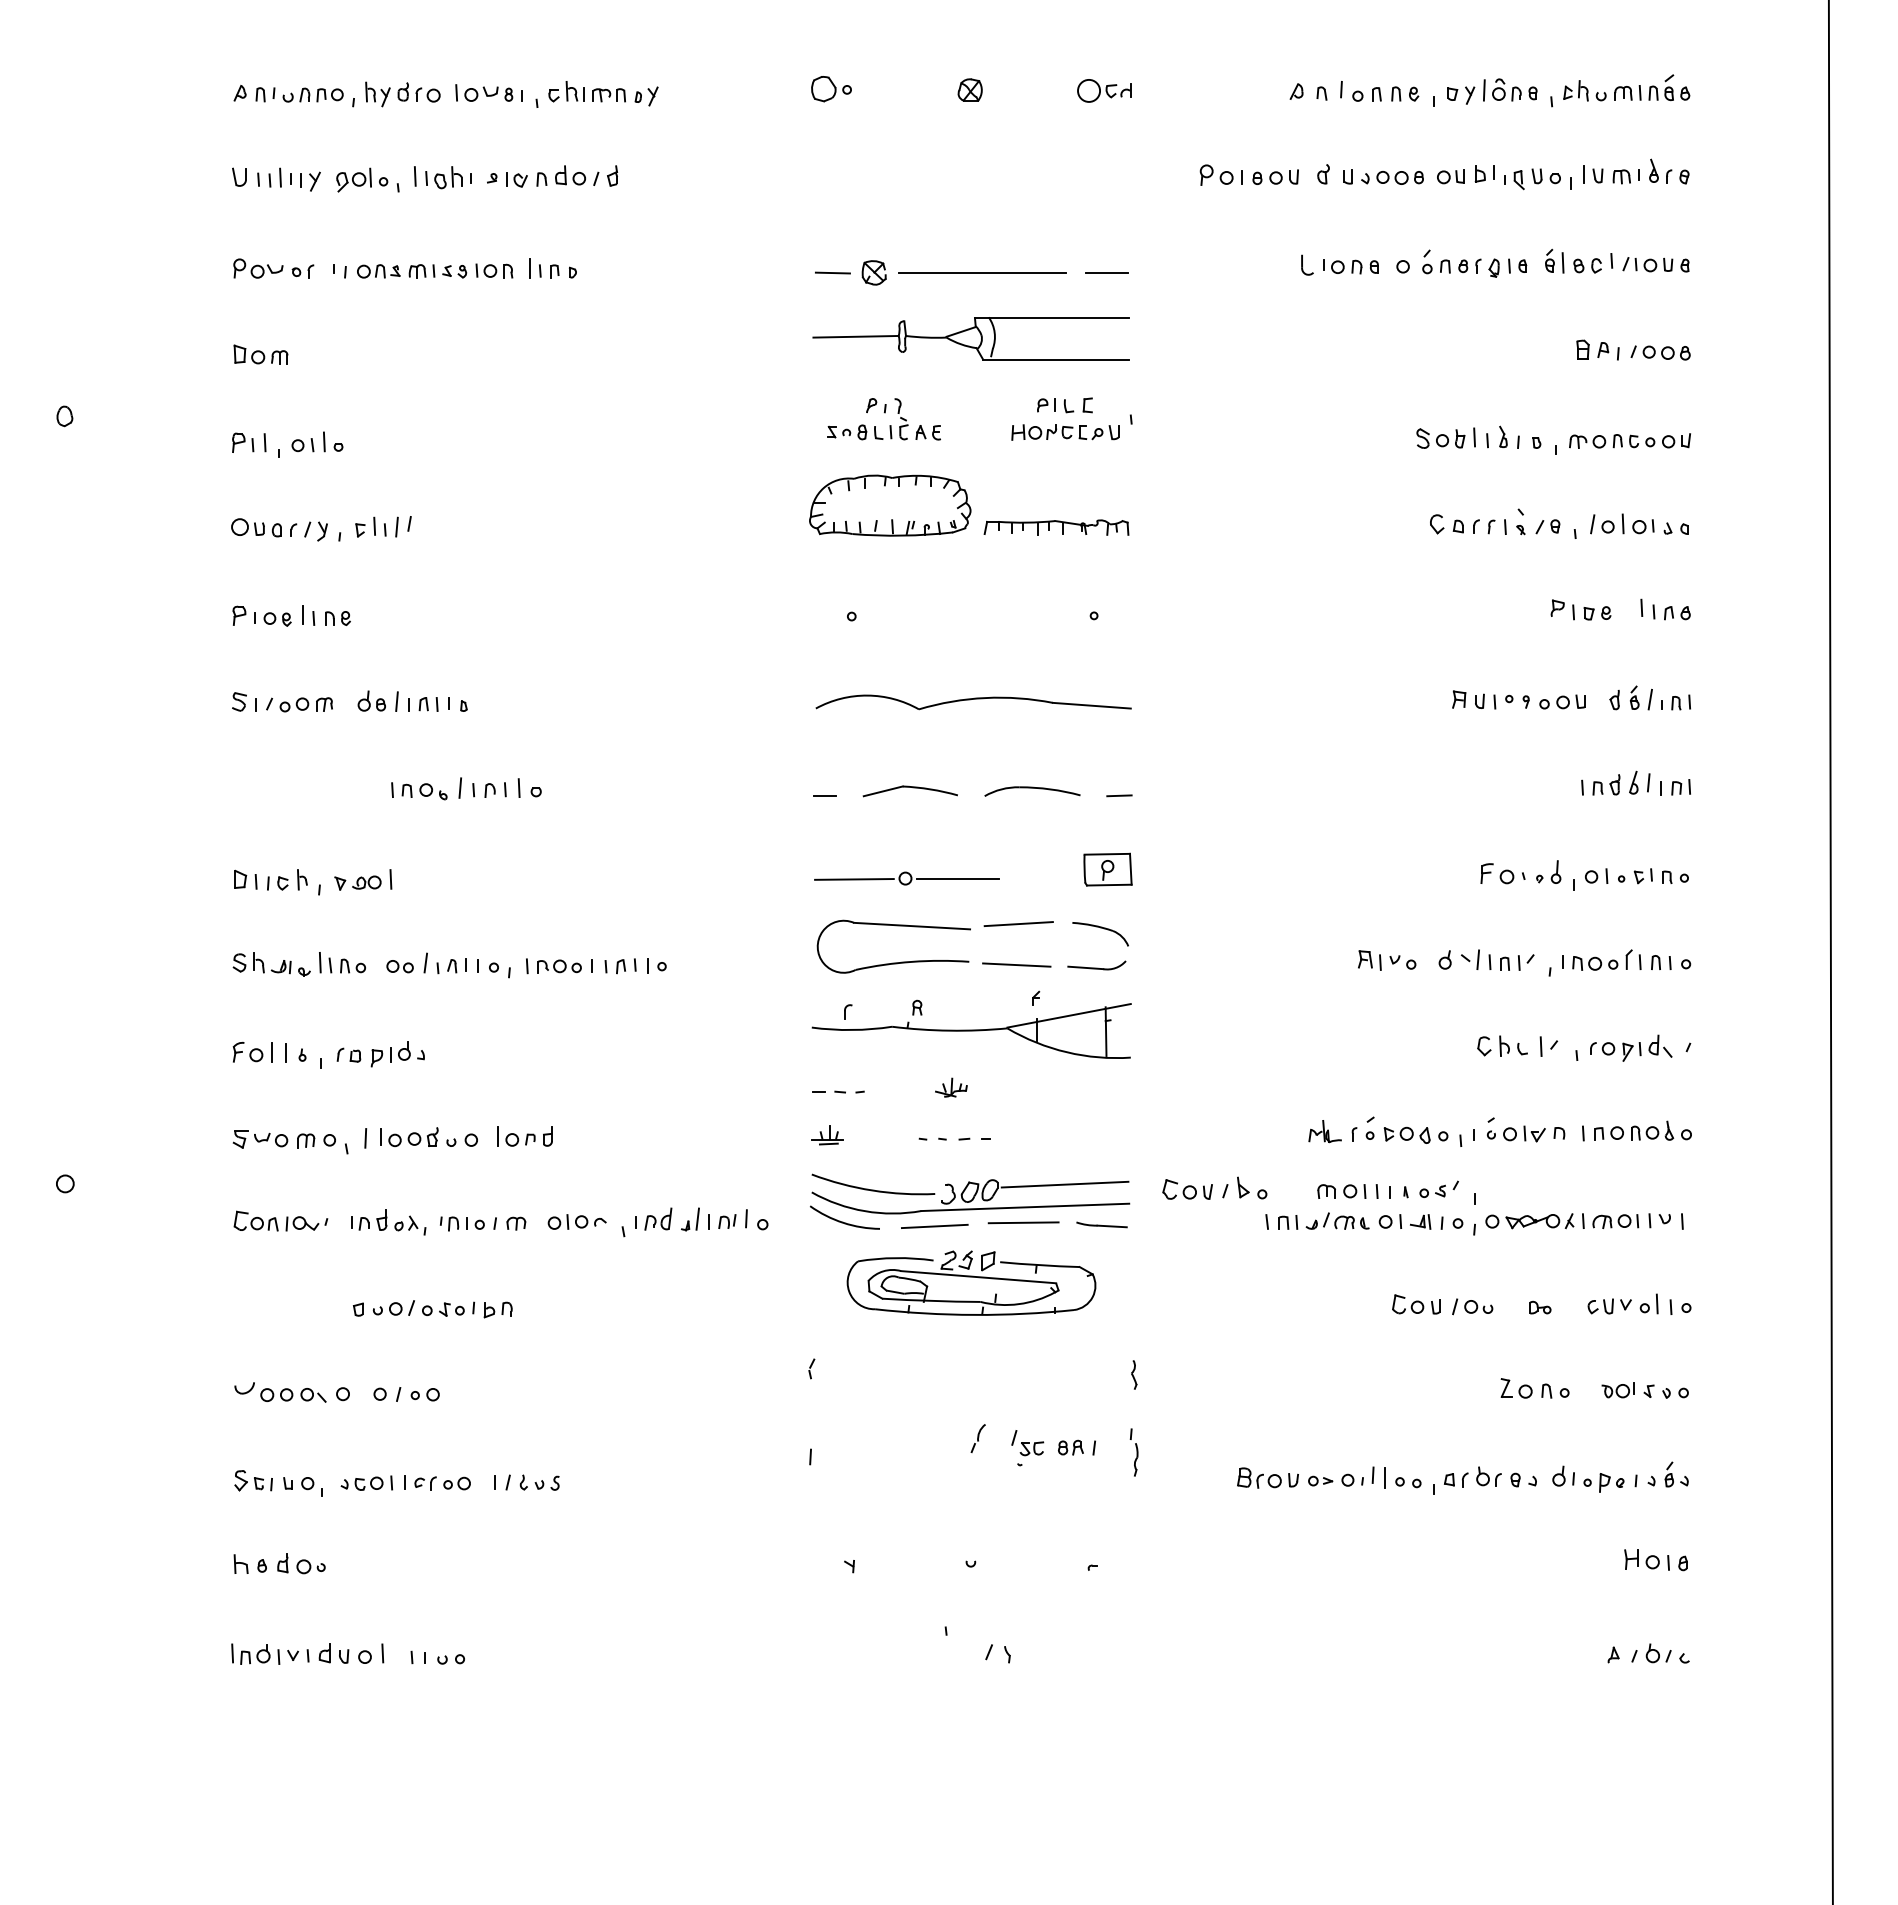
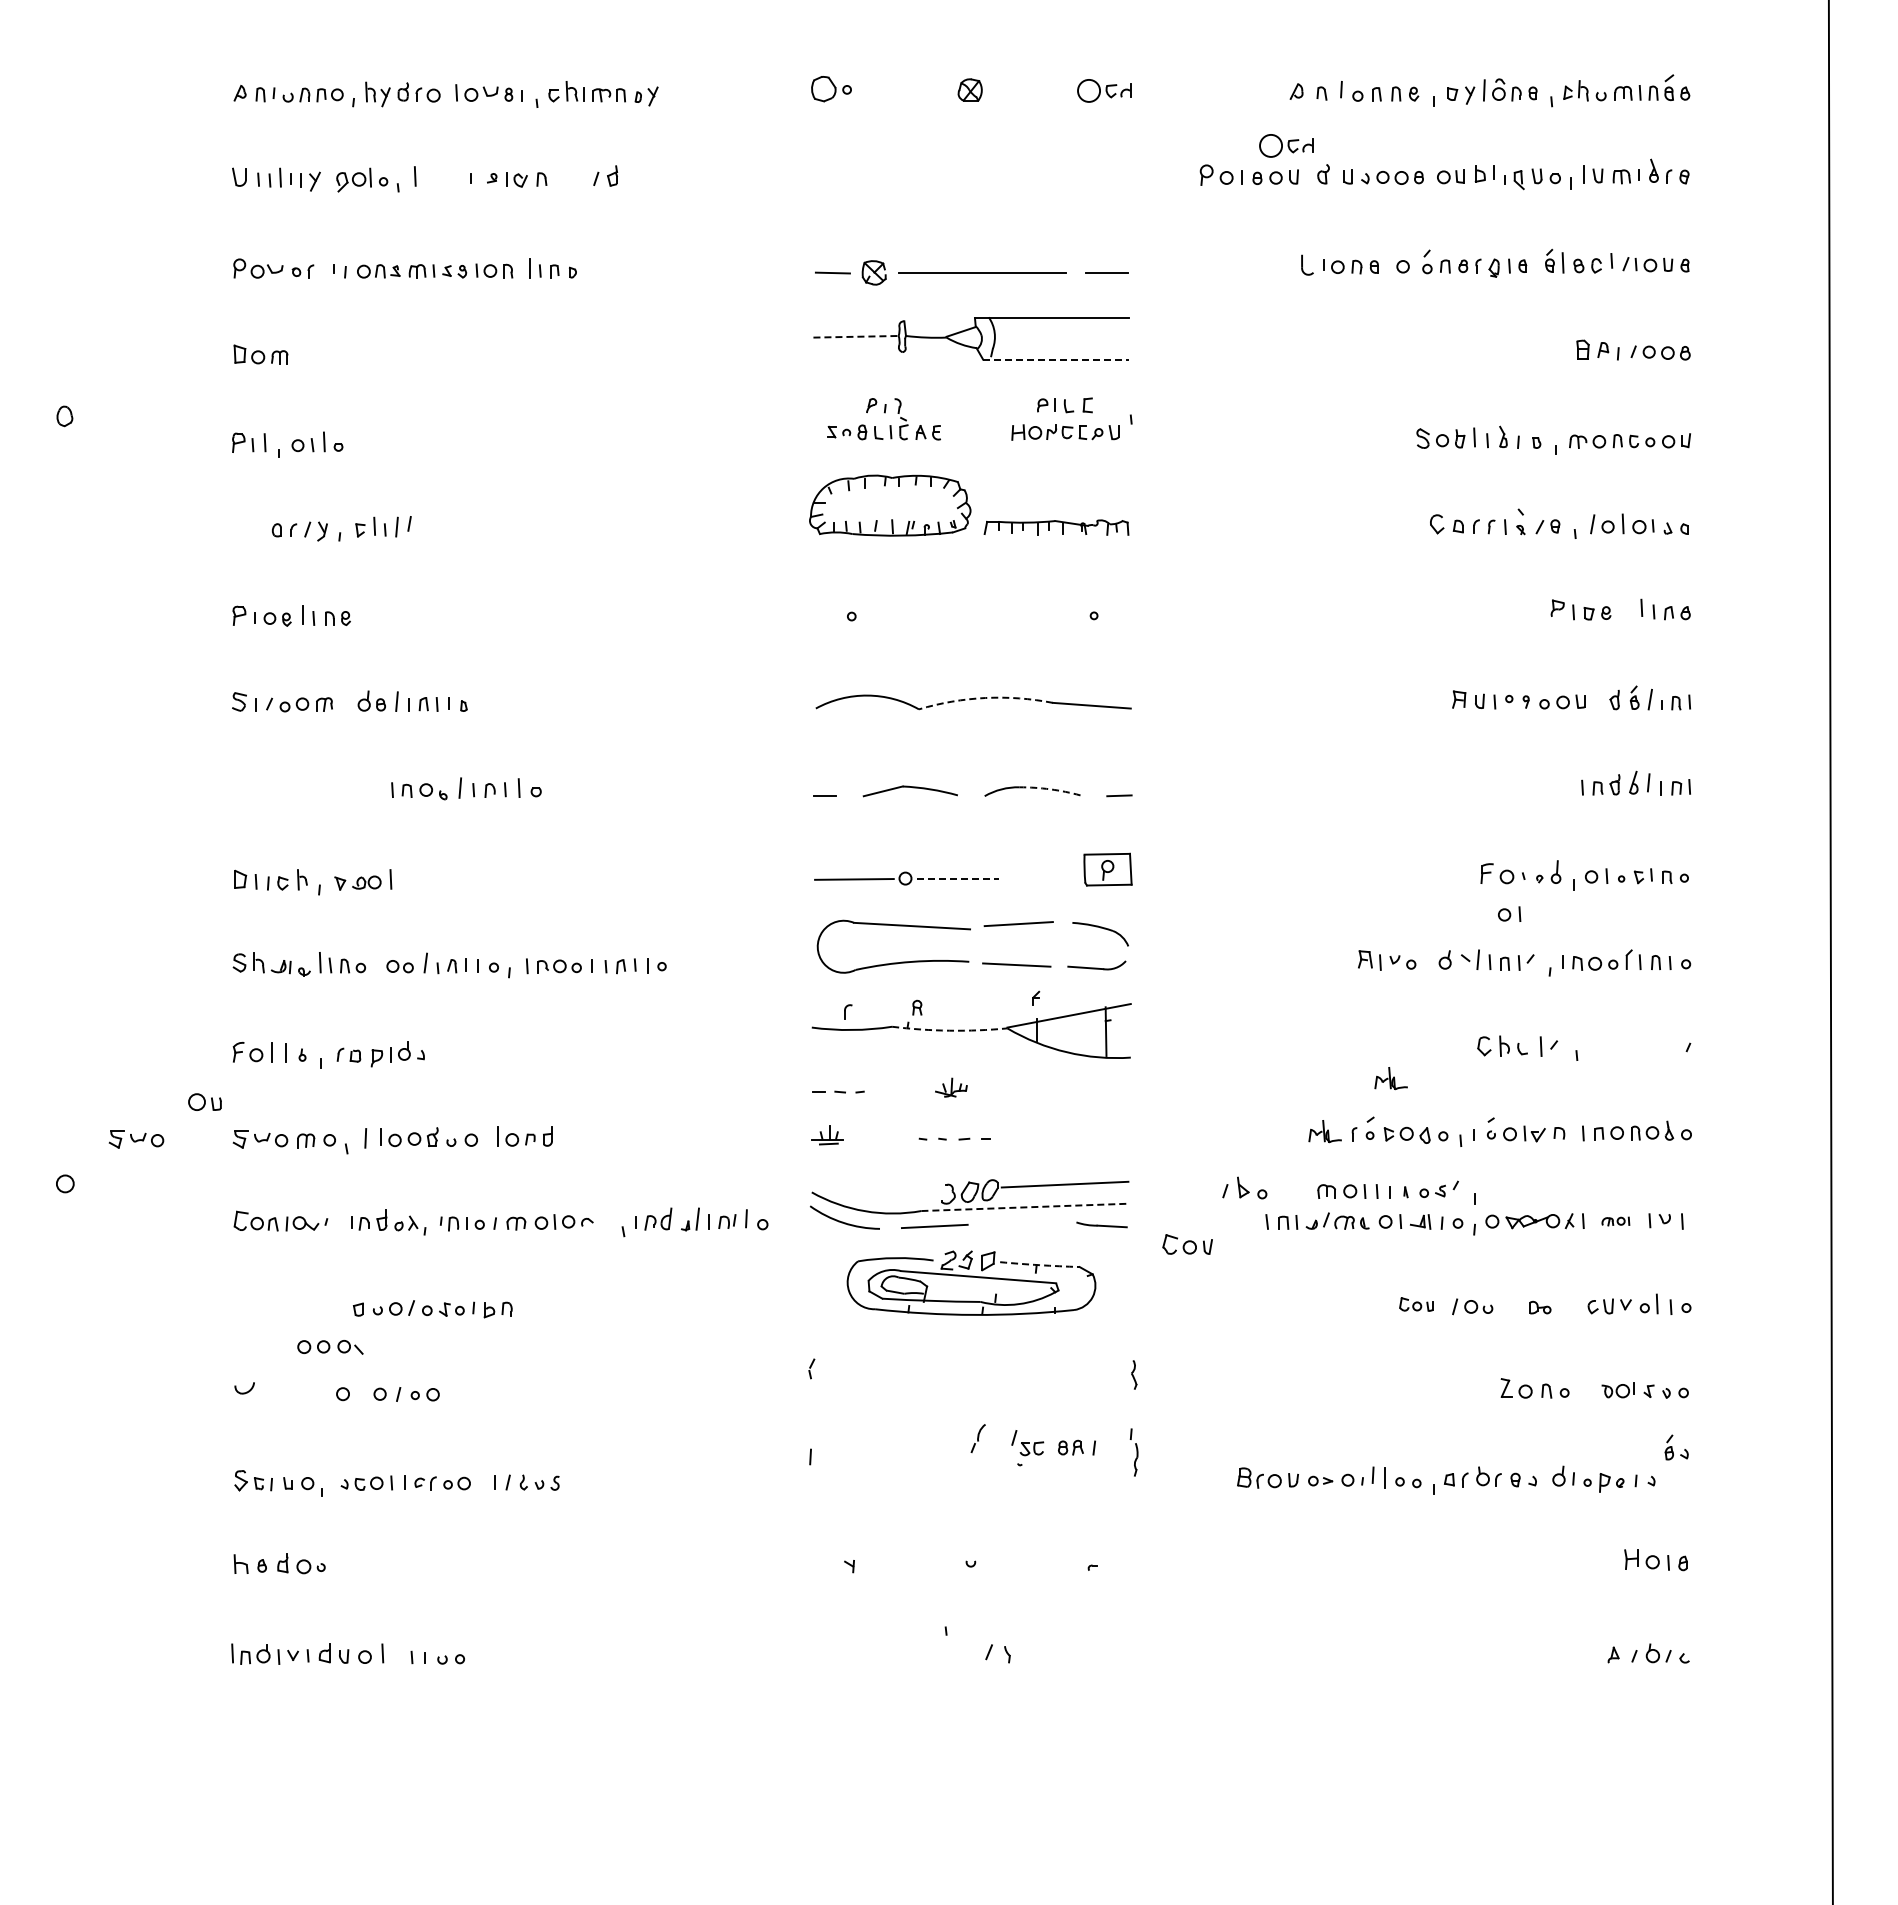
part: none -> present (1286, 145)
part: present -> none (570, 175)
part: present -> none (443, 177)
line: solid -> dashed (856, 336)
line: solid -> dashed (1056, 359)
part position: (247, 526) -> (204, 1101) (204, 1101)
arc: solid -> dashed (985, 698)
arc: solid -> dashed (1050, 789)
line: solid -> dashed (957, 879)
part: none -> present (1509, 913)
arc: solid -> dashed (949, 1030)
part: present -> none (1631, 1047)
part: none -> present (1390, 1078)
part: none -> present (136, 1139)
arc: present -> none (873, 1189)
part position: (1187, 1189) -> (1187, 1244) (1187, 1244)
line: solid -> dashed (1025, 1207)
part position: (576, 1221) -> (563, 1221) (563, 1221)
part size: 48x15 px -> 30x11 px (1615, 1221)
line: present -> none (1023, 1222)
arc: solid -> dashed (1039, 1265)
part size: 49x21 px -> 35x15 px (1416, 1304)
part position: (293, 1395) -> (330, 1347) (330, 1347)
part position: (1676, 1474) -> (1676, 1447) (1676, 1447)
